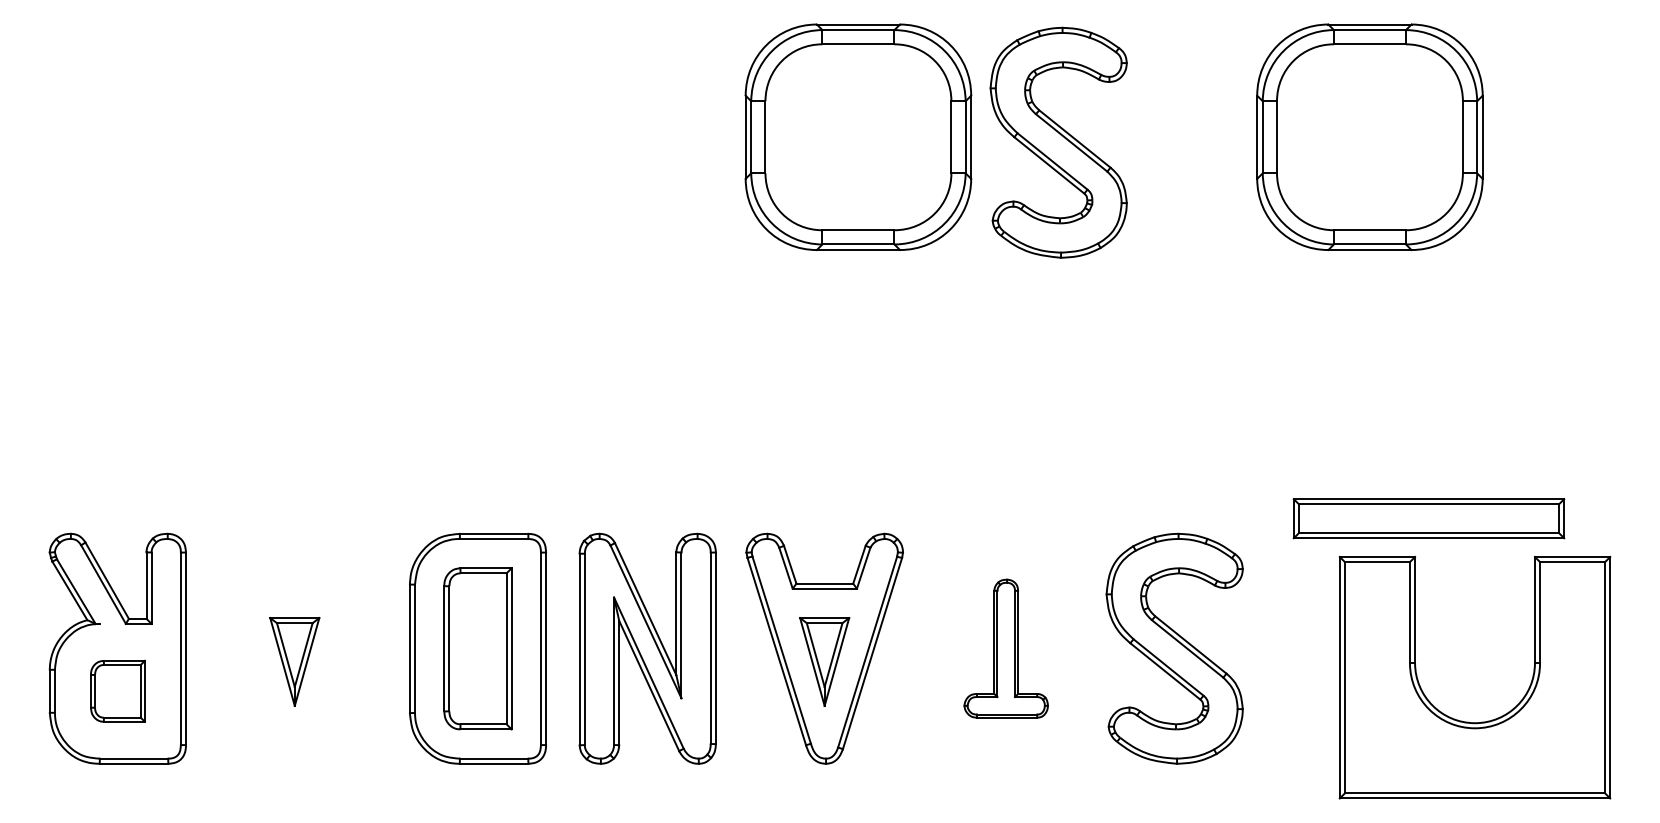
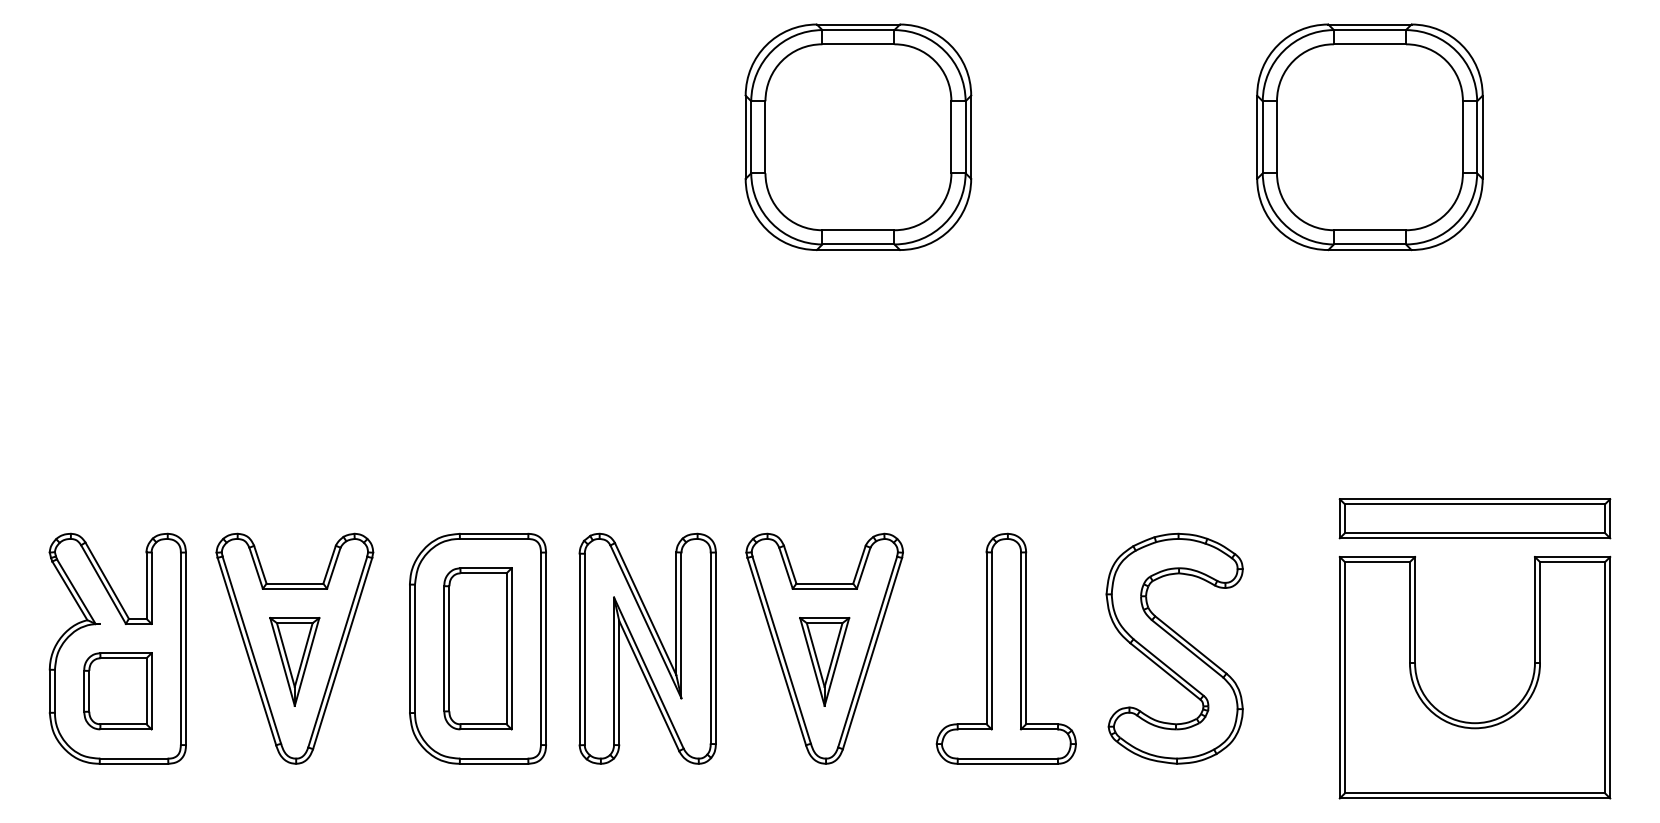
part: present -> none (1058, 142)
part position: (1428, 518) -> (1474, 518) (1474, 518)
part: none -> present (294, 648)
part size: 86x141 px -> 142x233 px (1005, 648)
part size: 56x64 px -> 70x79 px (117, 691)
